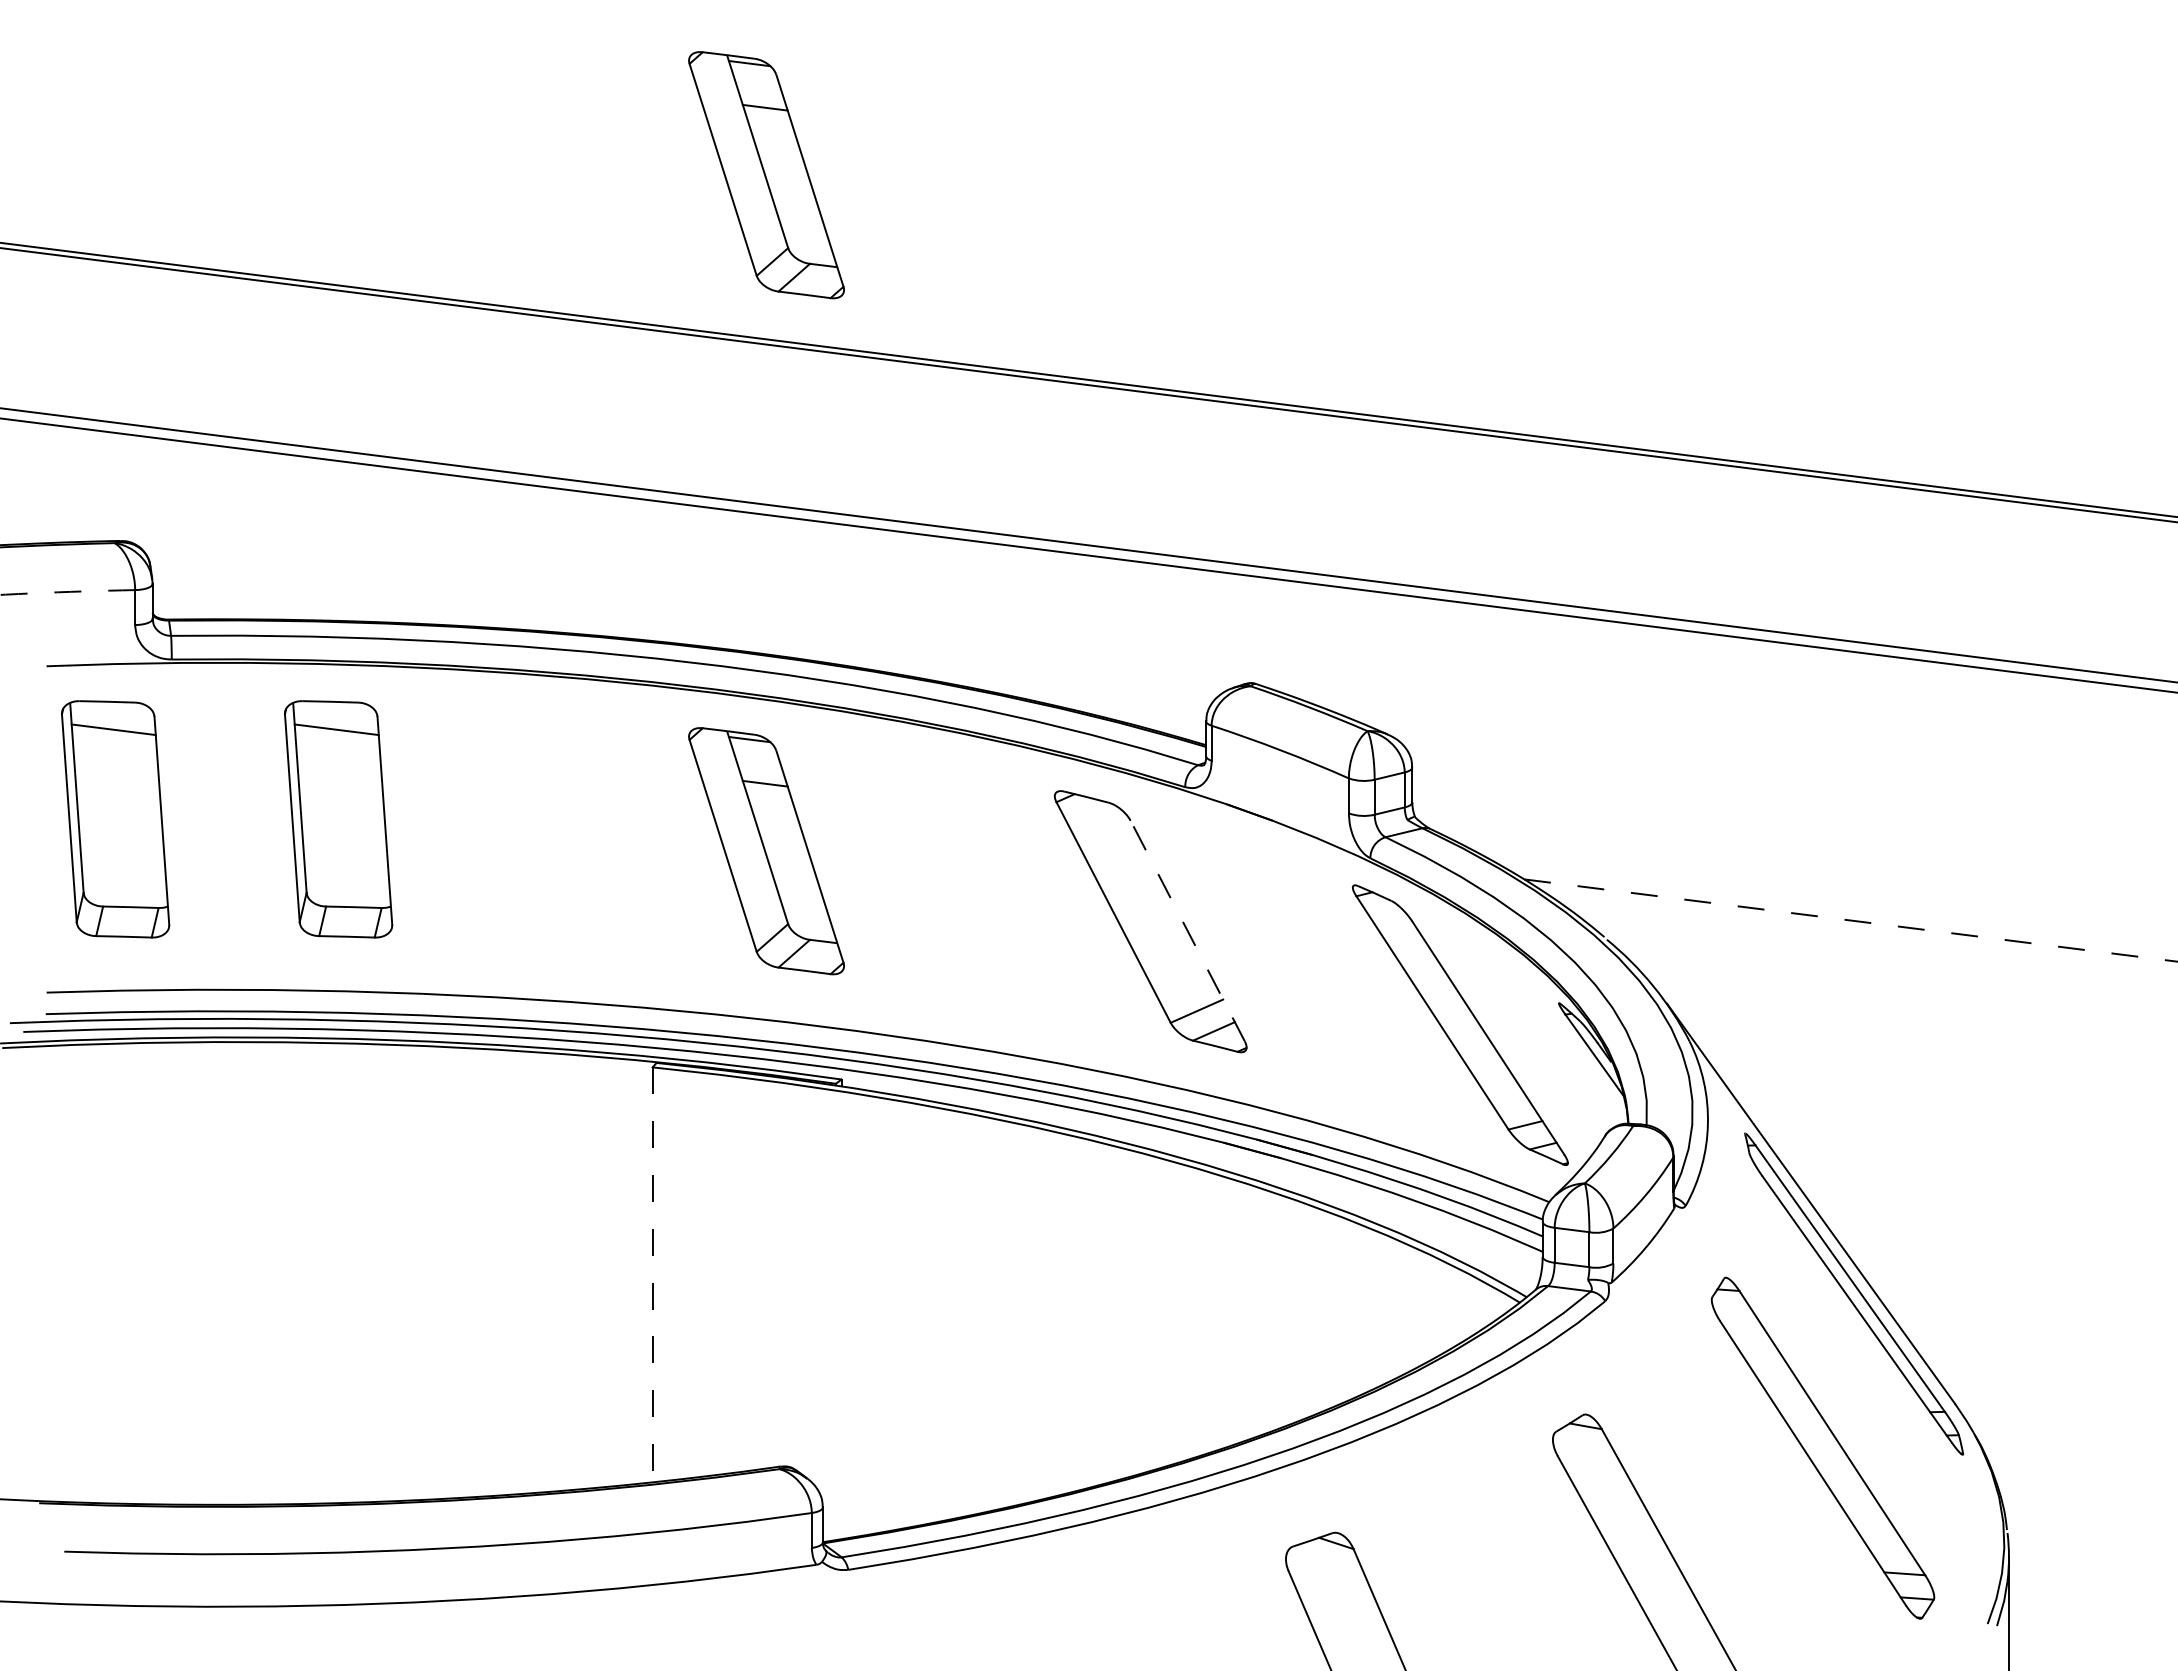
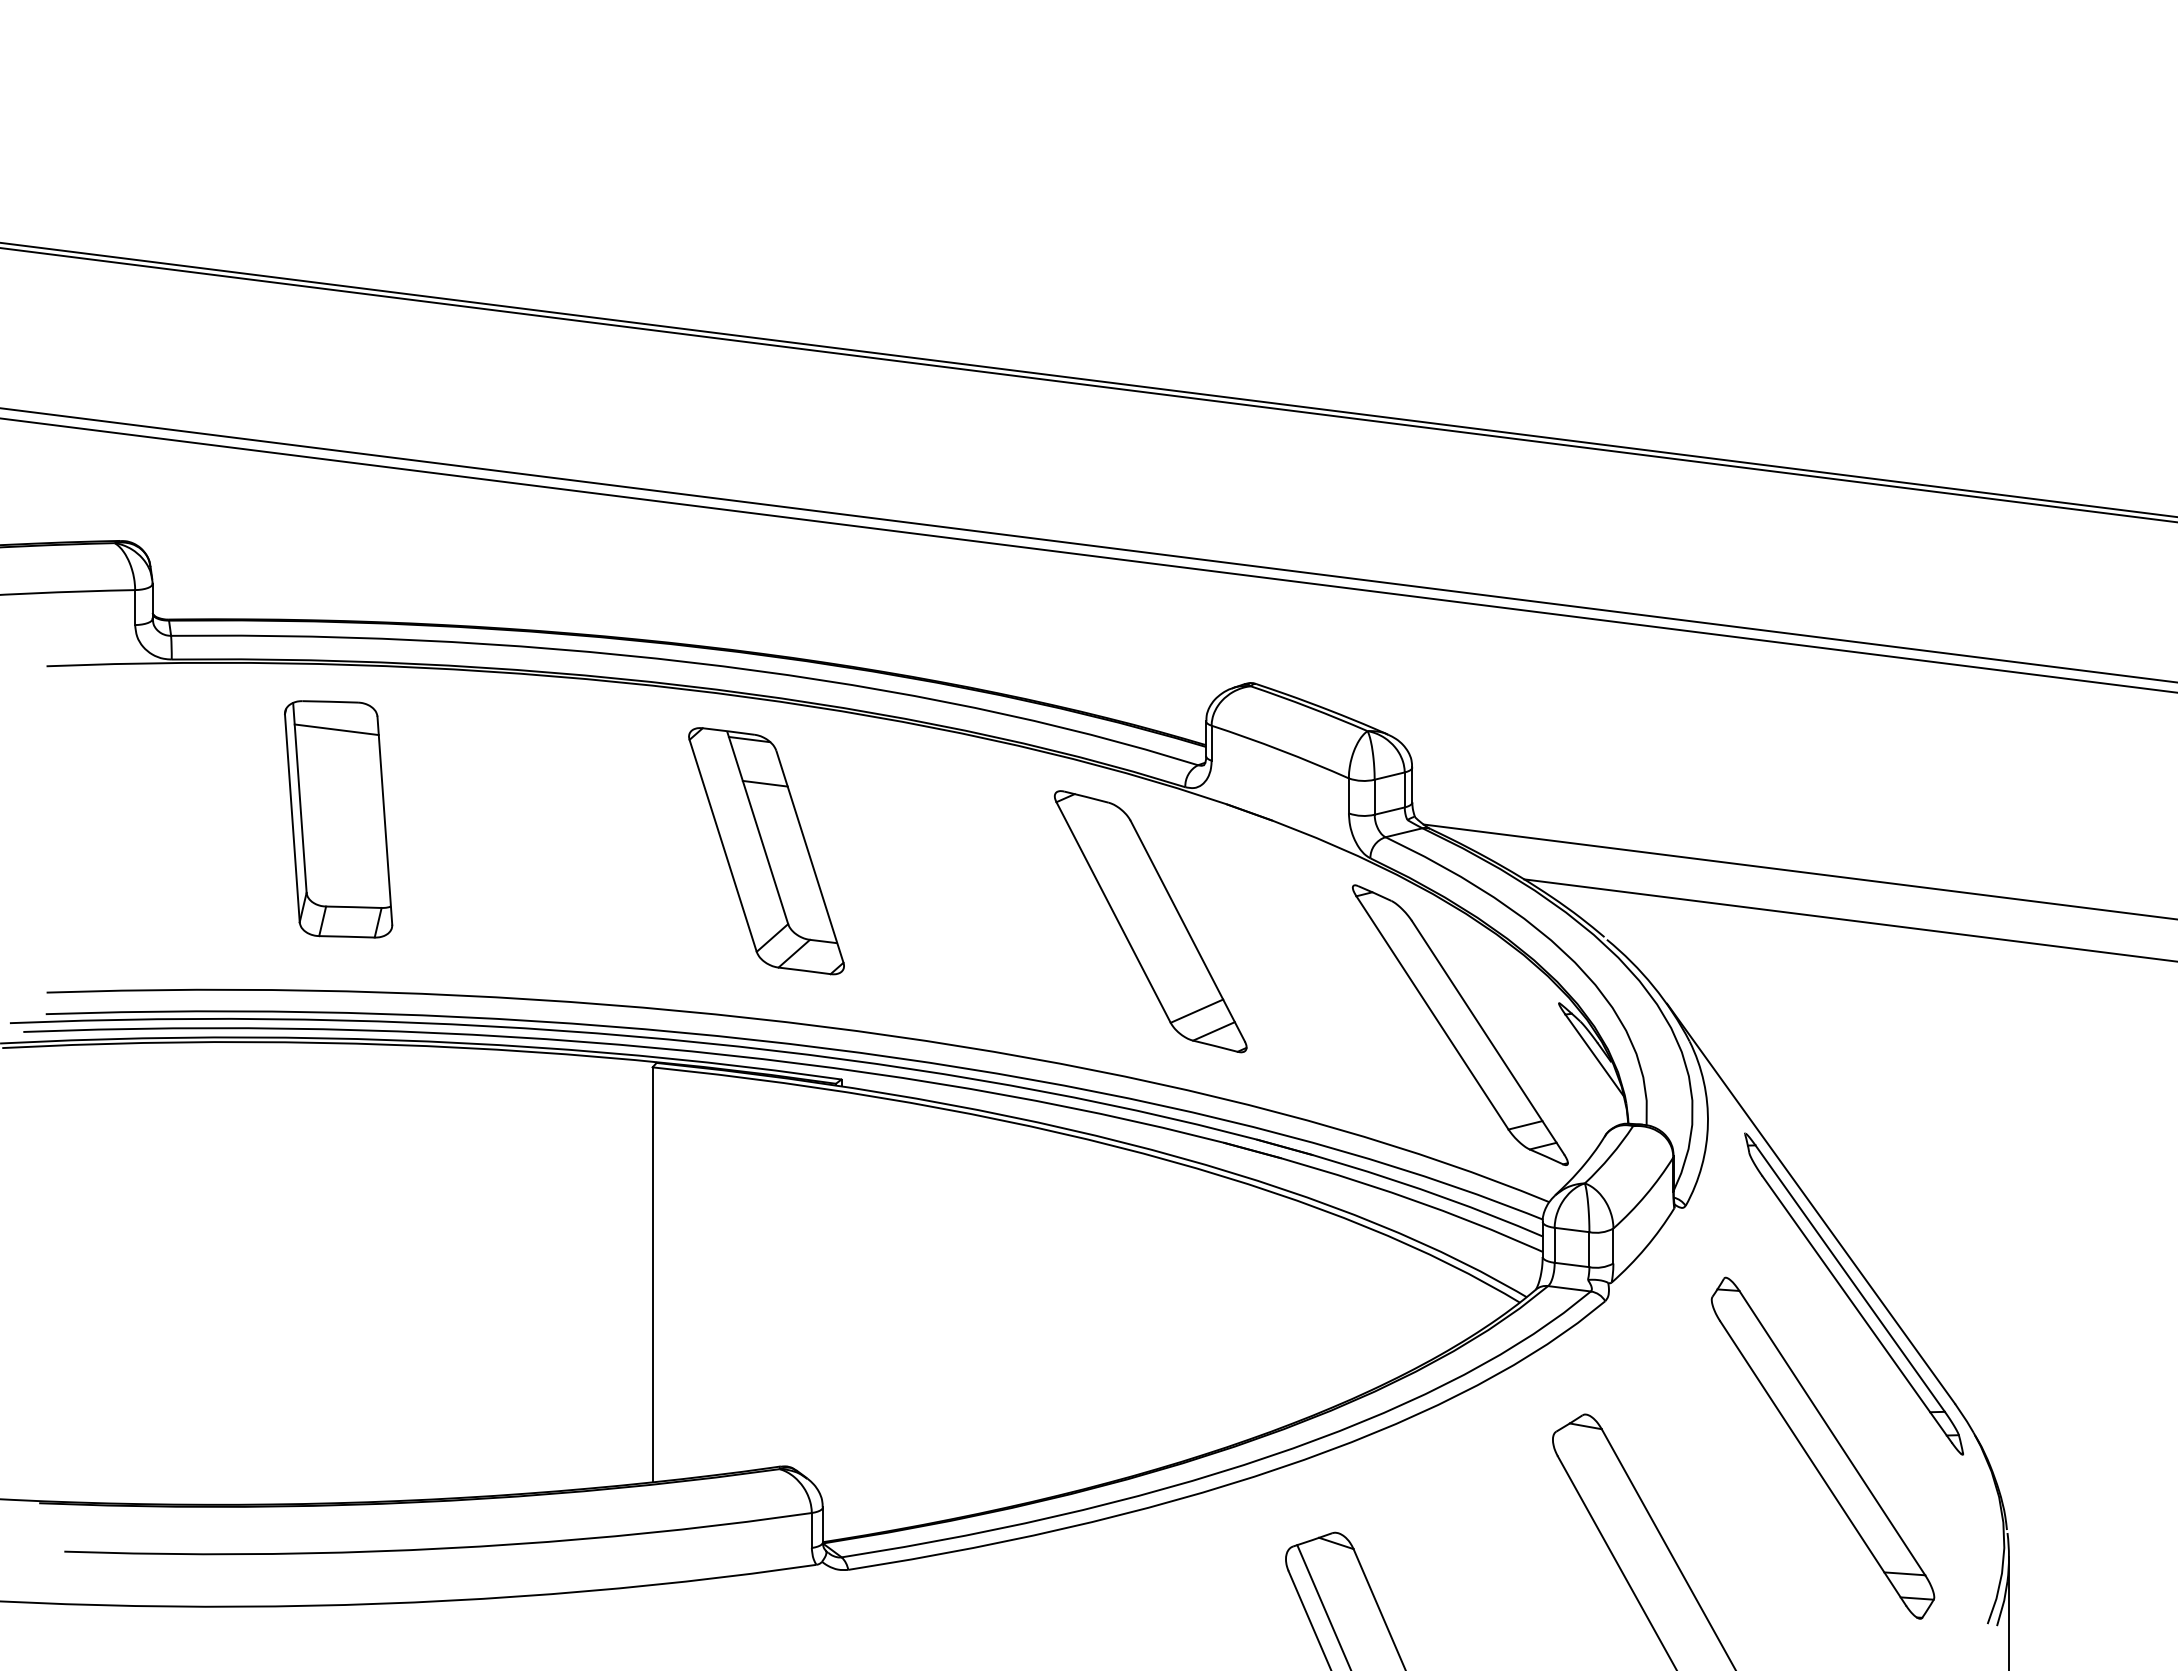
part: present -> none (766, 175)
arc: dashed -> solid (67, 592)
part: present -> none (115, 819)
line: none -> present (1798, 871)
line: dashed -> solid (1851, 920)
line: dashed -> solid (1187, 930)
line: dashed -> solid (652, 1275)
line: none -> present (1323, 1606)
